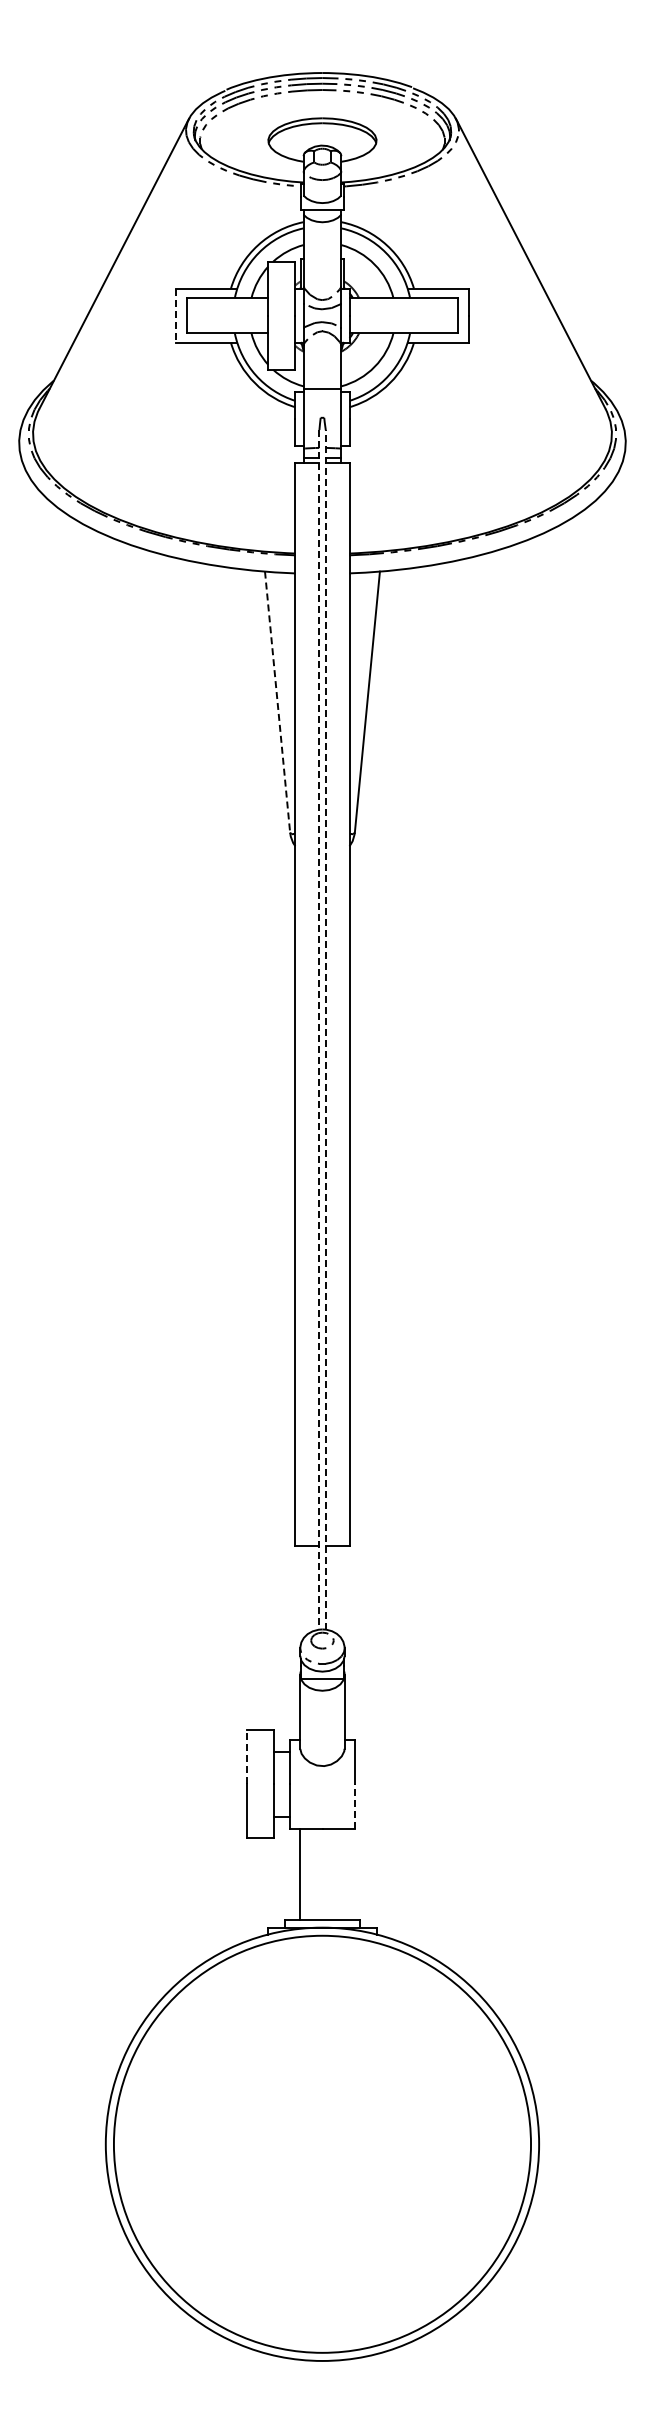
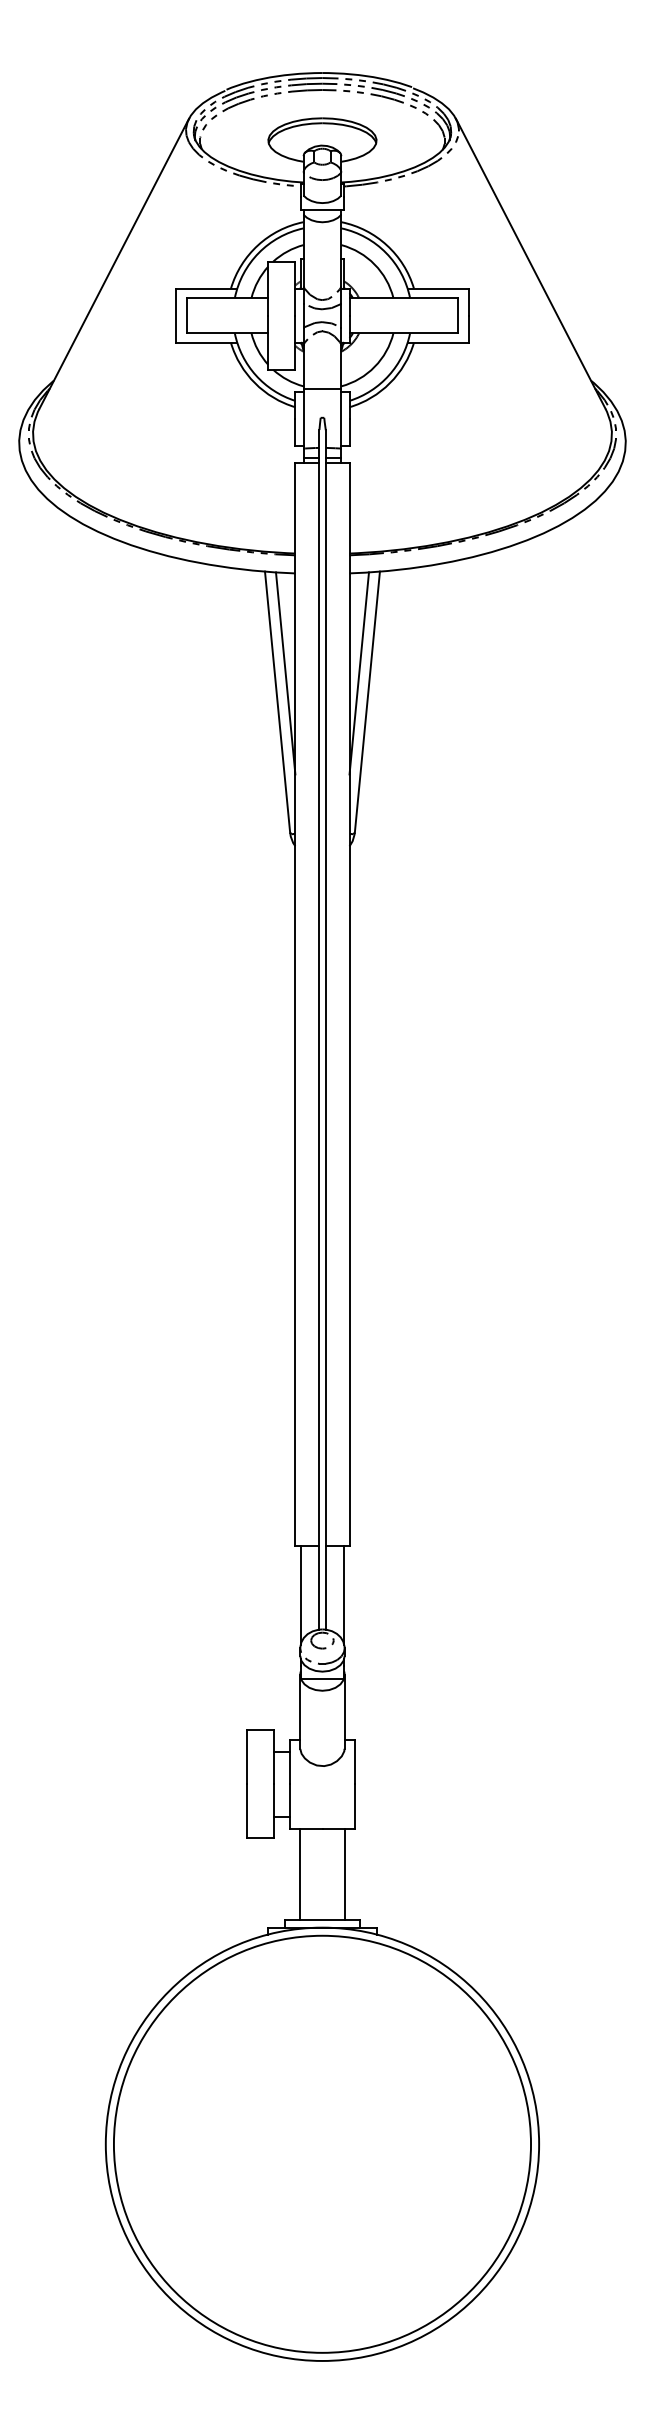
line: dashed -> solid (176, 316)
line: none -> present (285, 673)
line: none -> present (359, 673)
line: dashed -> solid (277, 702)
line: dashed -> solid (319, 1029)
line: dashed -> solid (325, 1029)
line: none -> present (300, 1594)
line: none -> present (344, 1594)
line: dashed -> solid (246, 1756)
line: dashed -> solid (354, 1805)
line: none -> present (344, 1873)
